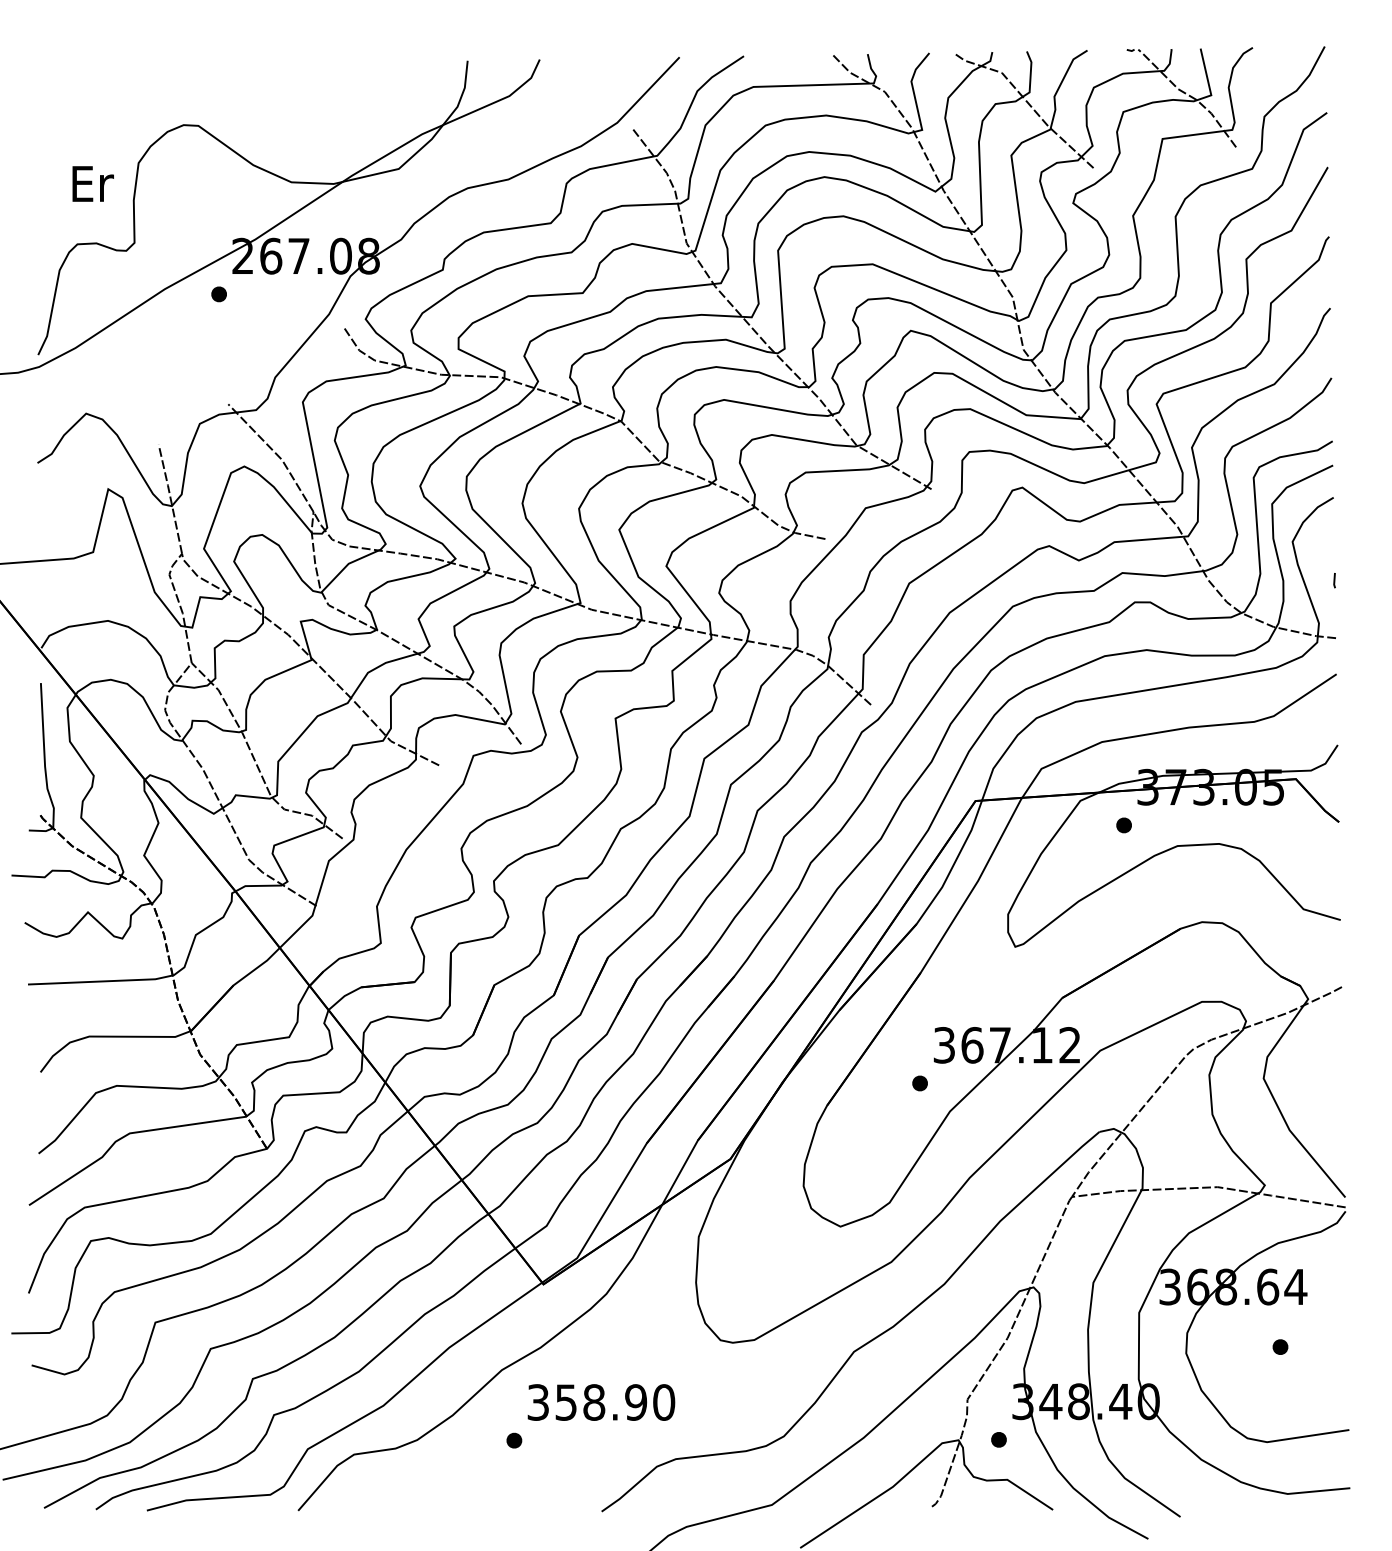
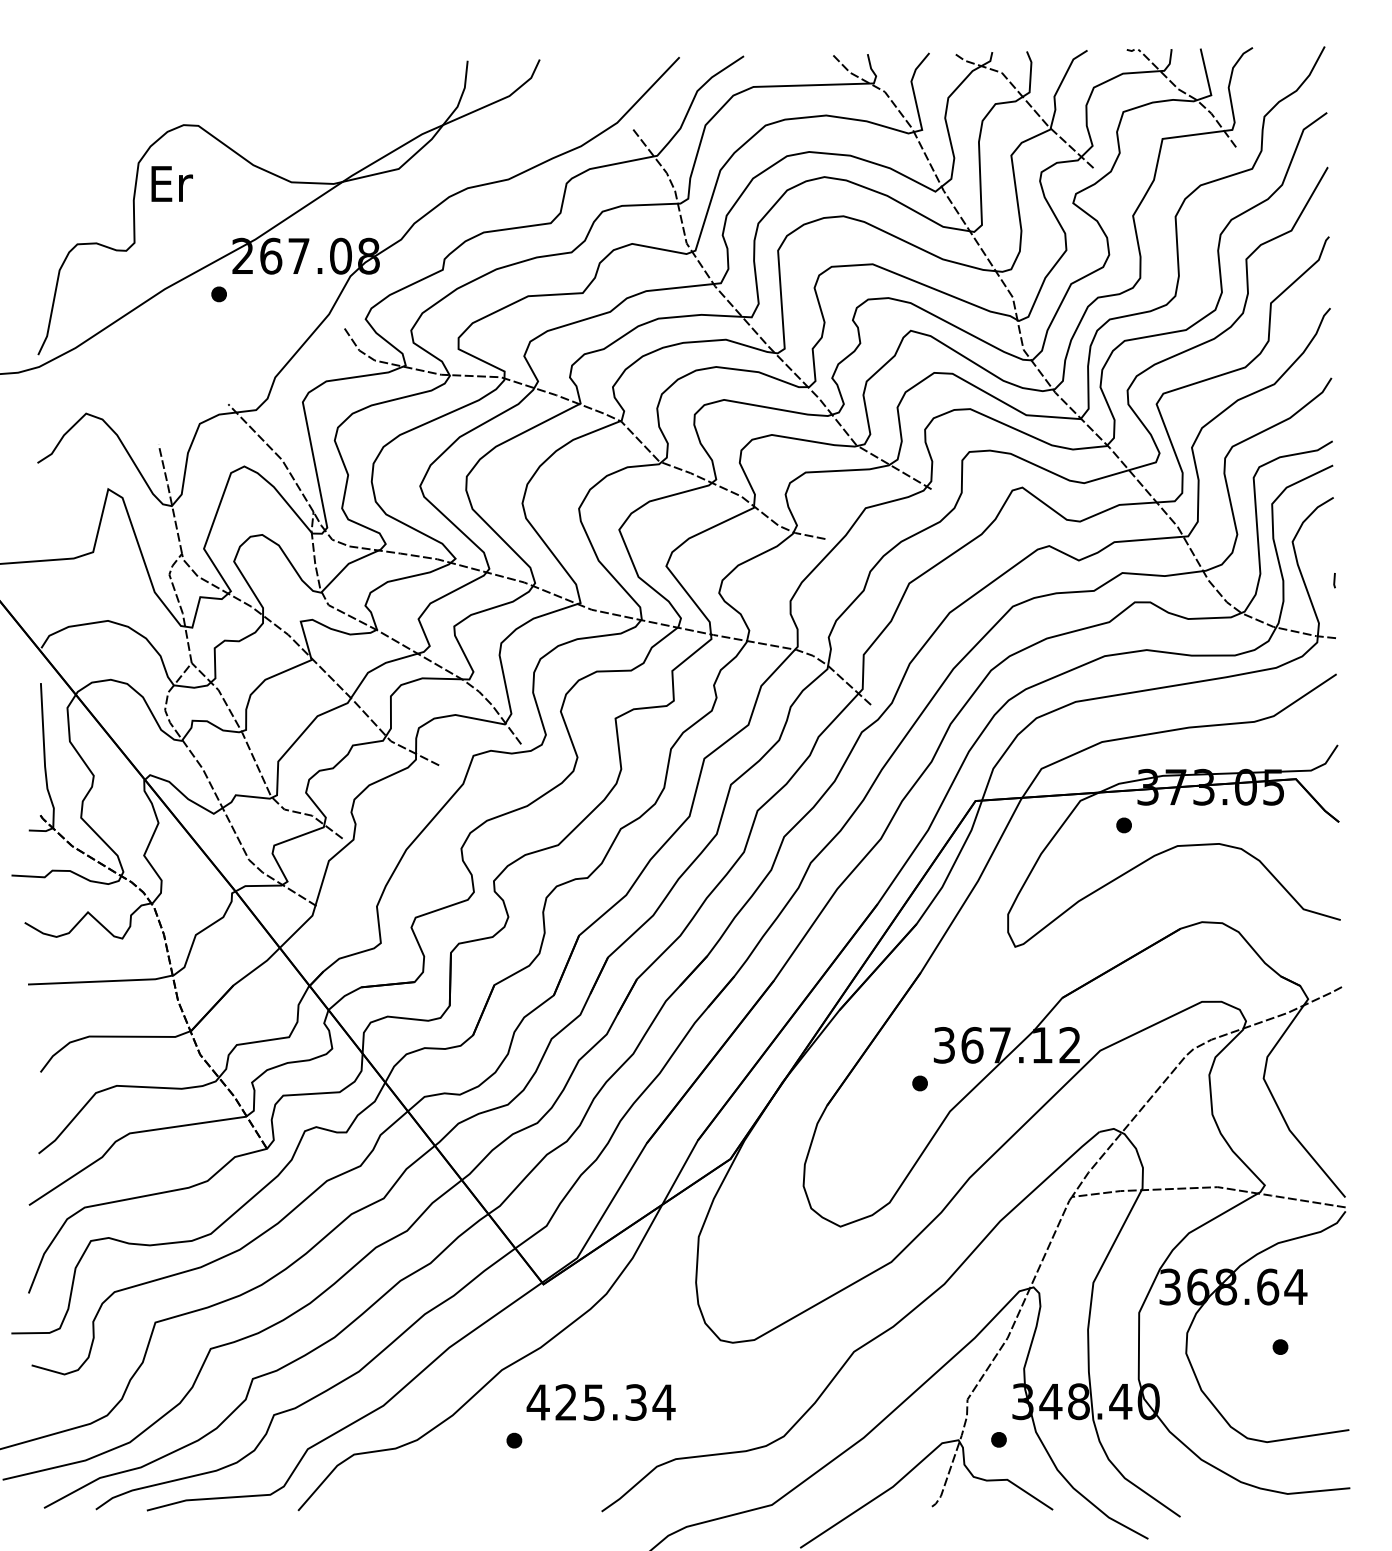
text position: (92, 183) -> (171, 183) (171, 183)
text: 358.90 -> 425.34 (600, 1402)
